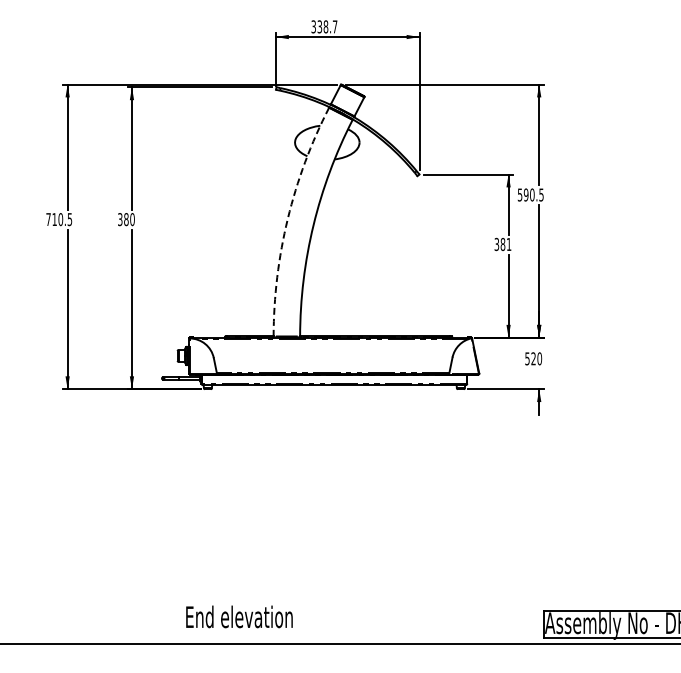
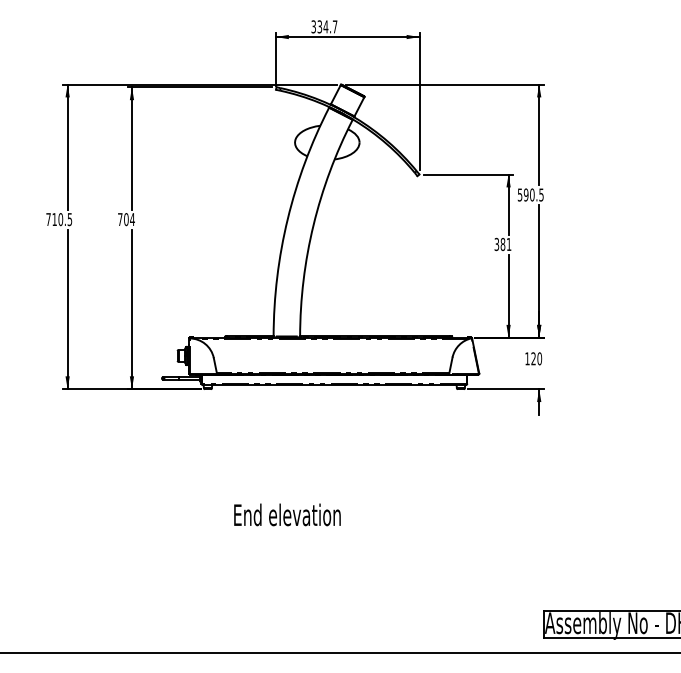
text: 338.7 -> 334.7 (325, 26)
arc: dashed -> solid (287, 218)
text: 380 -> 704 (126, 219)
text: 520 -> 120 (527, 358)
text position: (239, 616) -> (287, 514) (287, 514)
line position: (339, 643) -> (339, 652) (339, 652)
